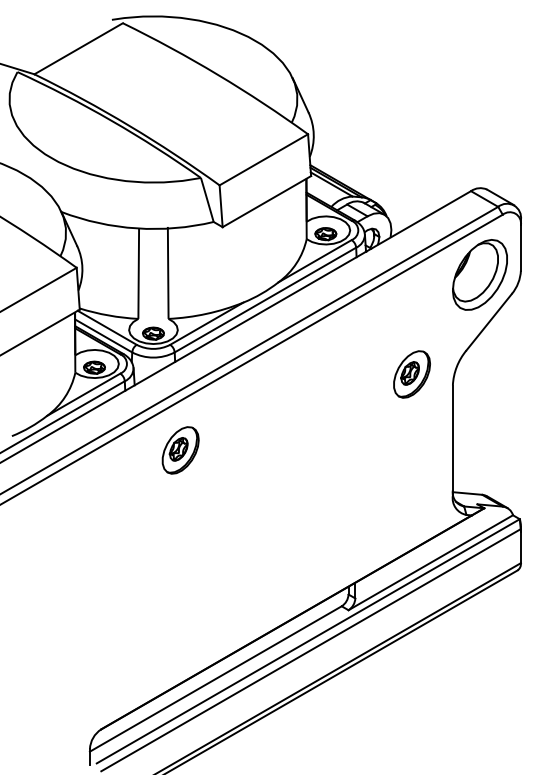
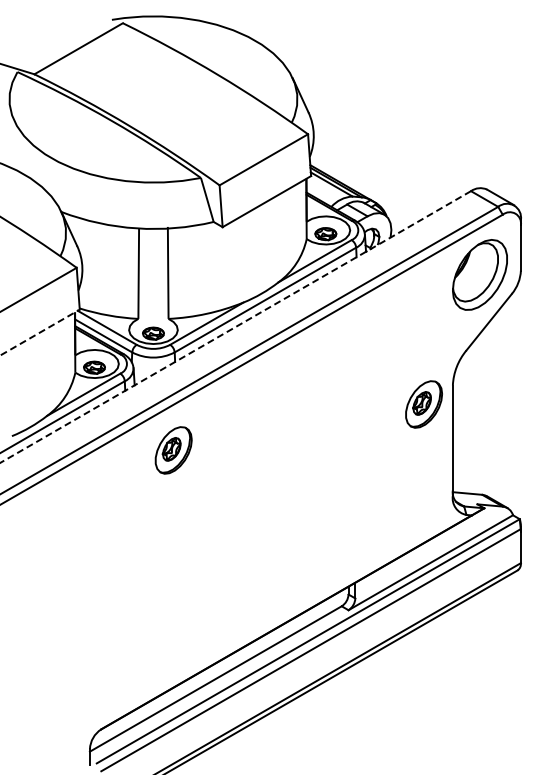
line: solid -> dashed (235, 327)
line: solid -> dashed (40, 332)
part position: (411, 374) -> (423, 404) (423, 404)
part position: (180, 450) -> (173, 450) (173, 450)
